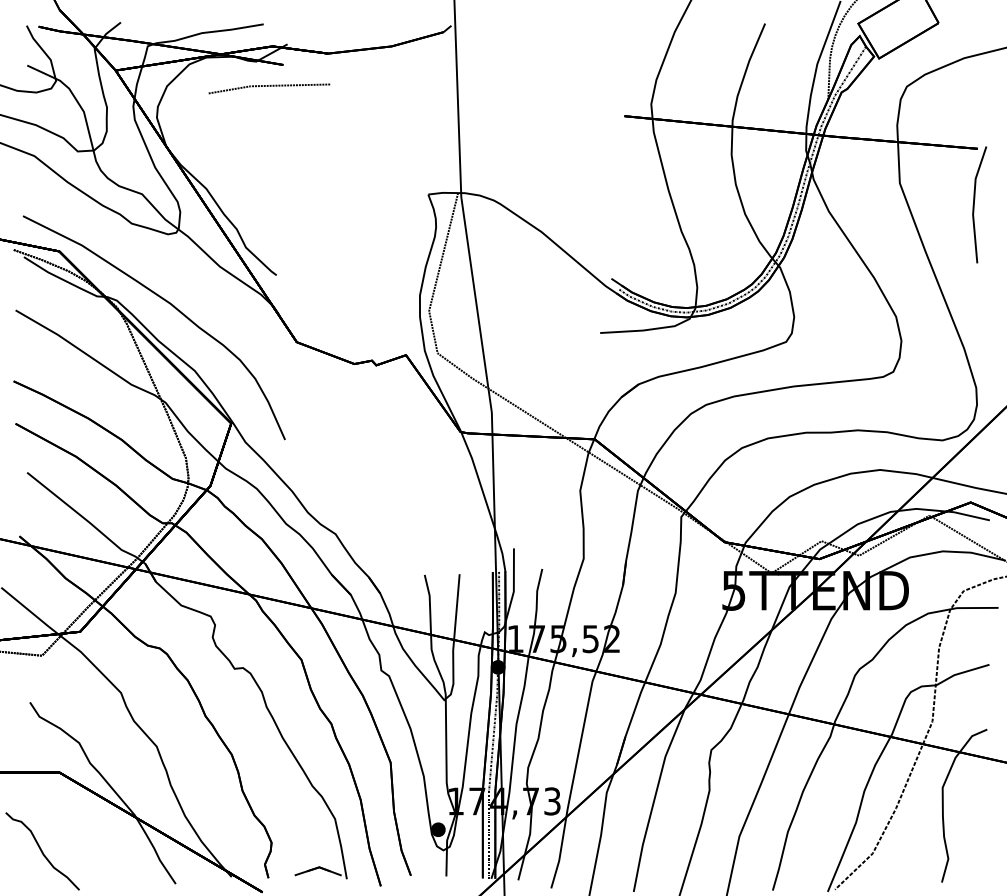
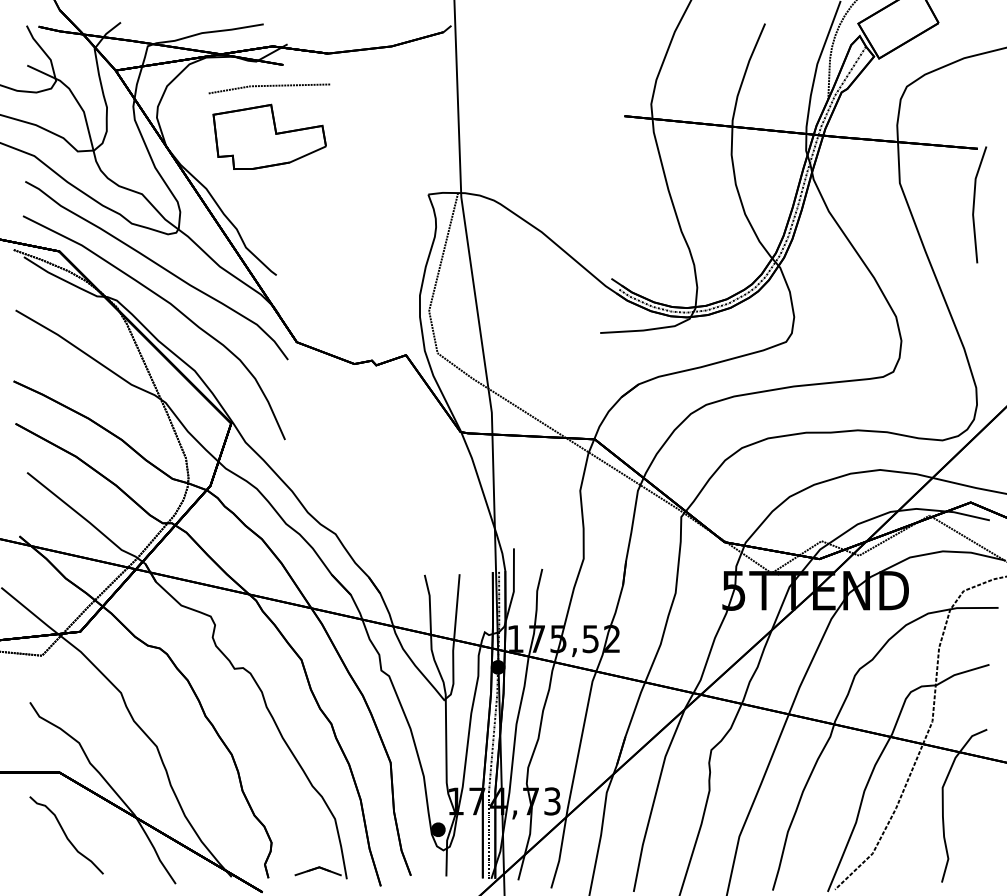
part: none -> present (269, 136)
curve: none -> present (158, 266)
part position: (42, 851) -> (66, 835) (66, 835)
